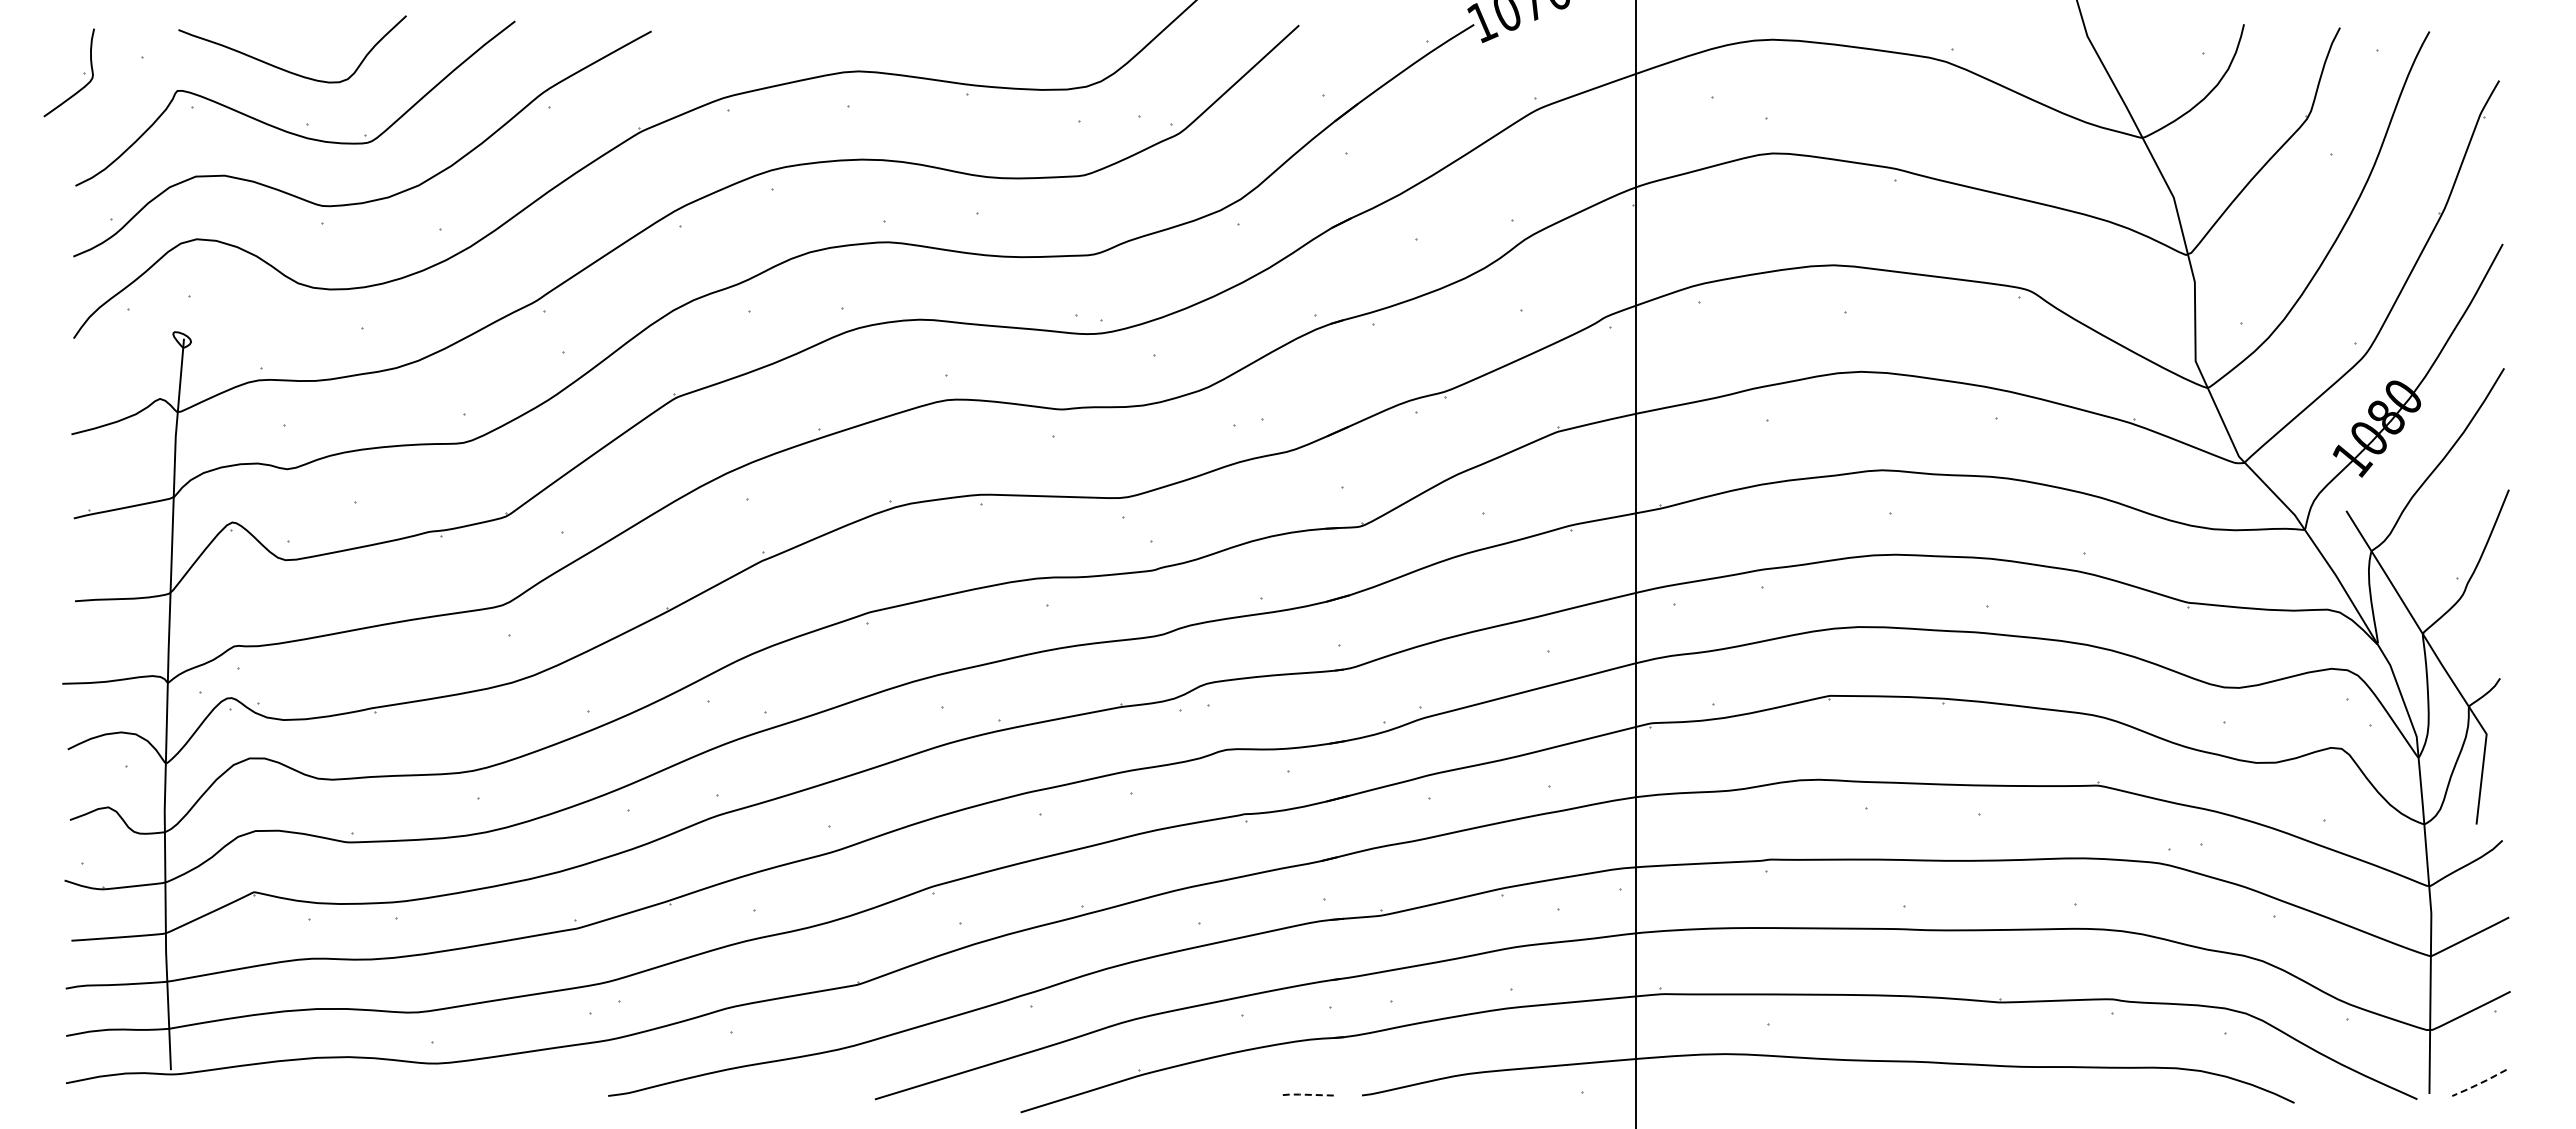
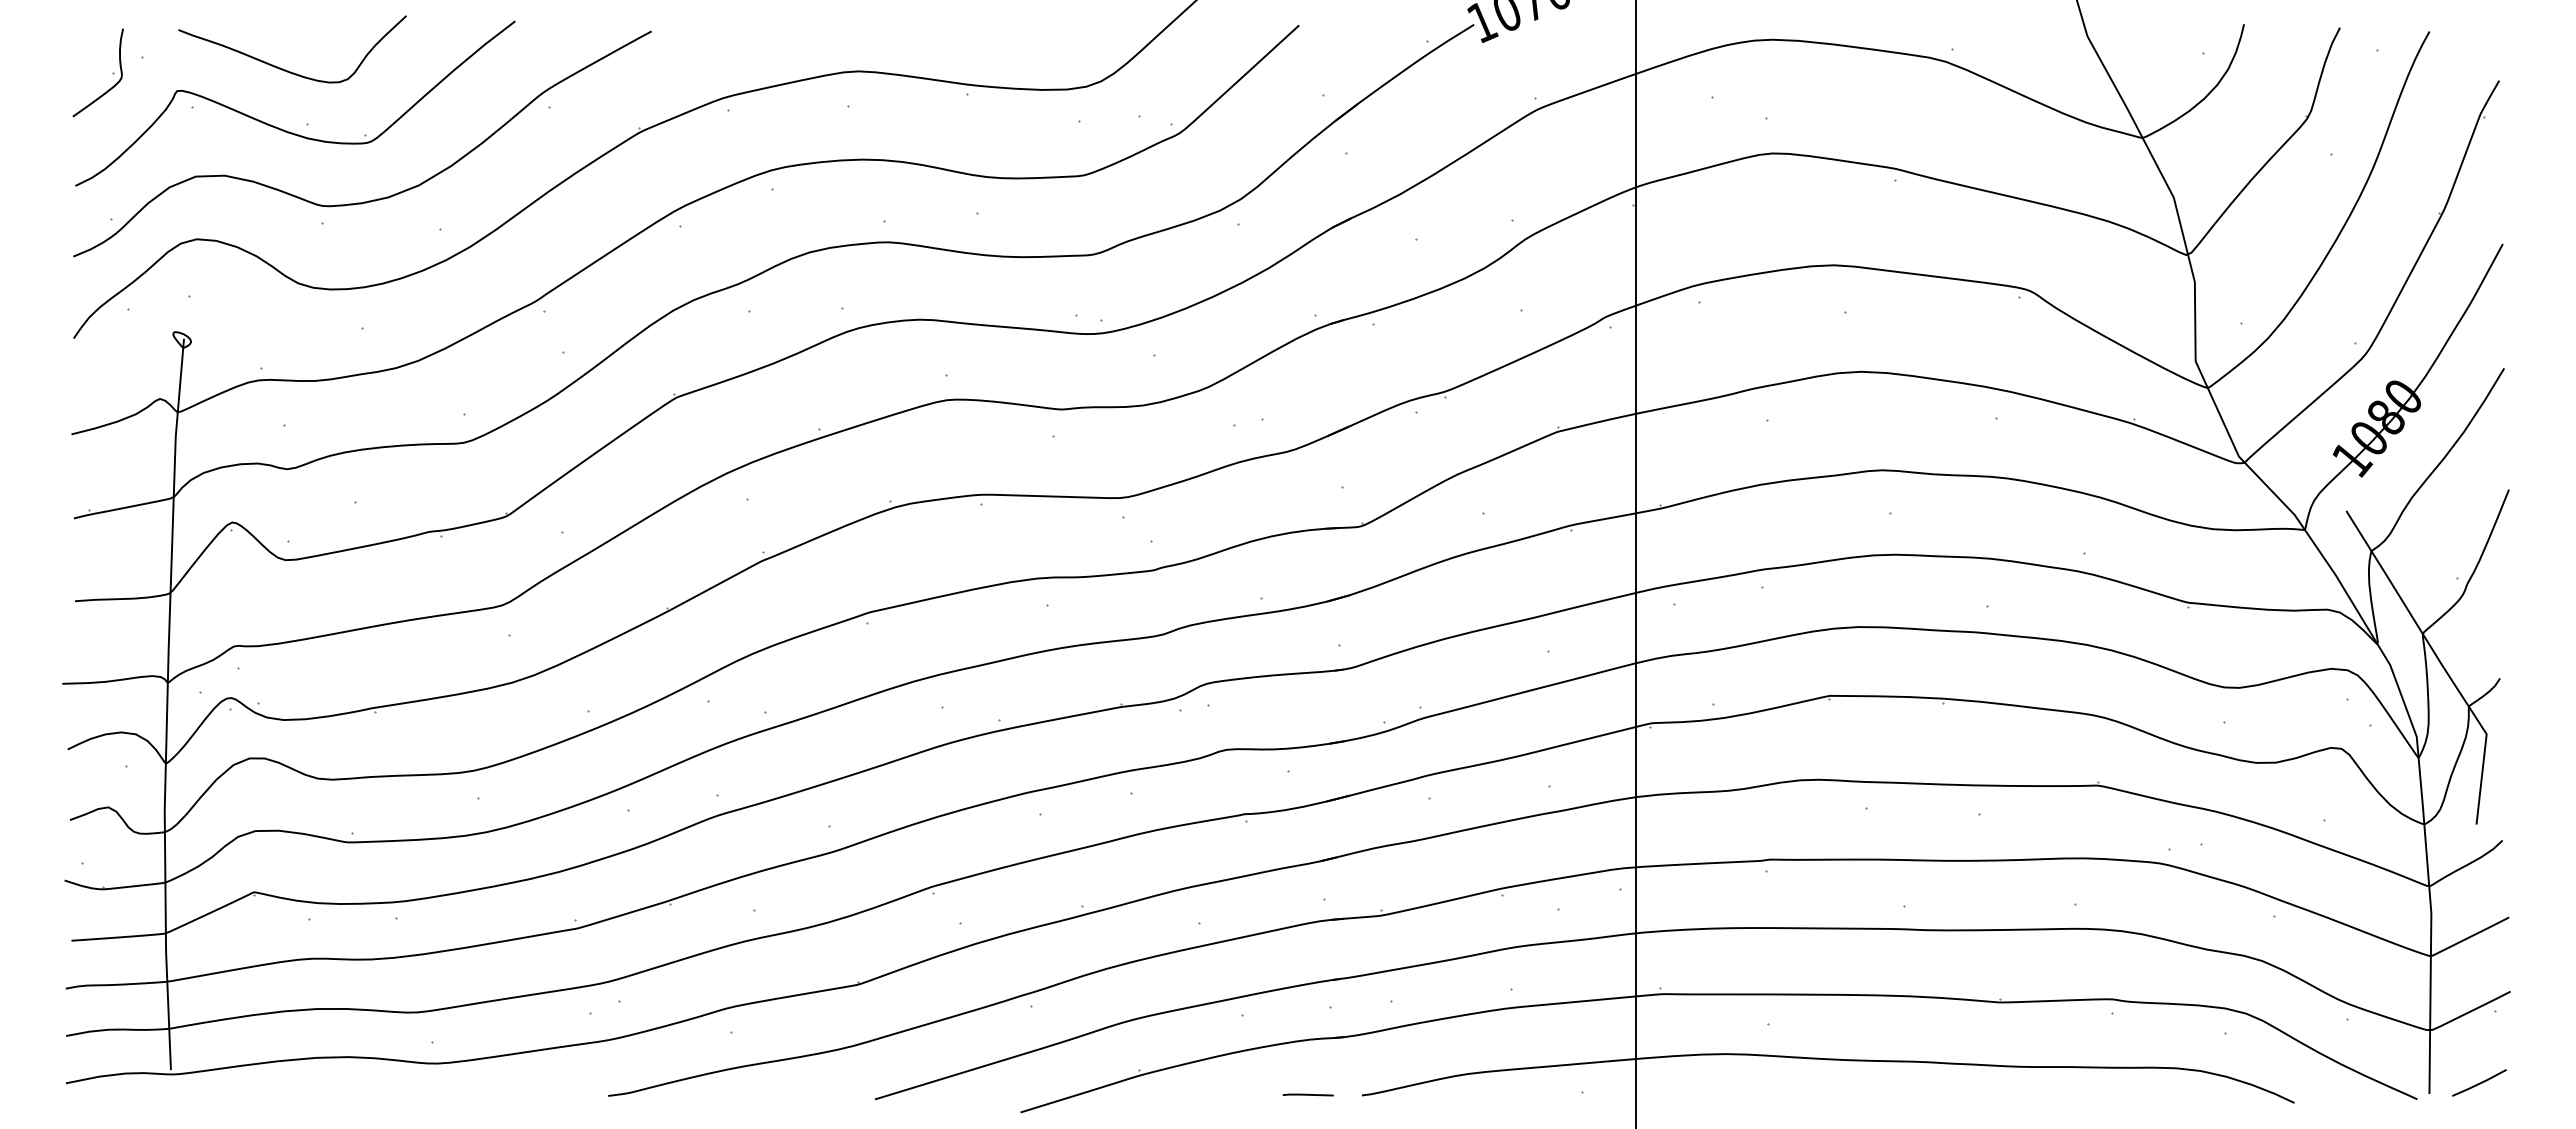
part position: (83, 73) -> (112, 73) (112, 73)
line: dashed -> solid (2479, 1083)
line: dashed -> solid (1306, 1094)
